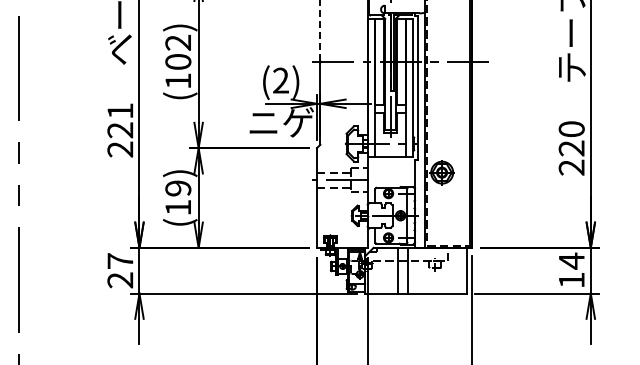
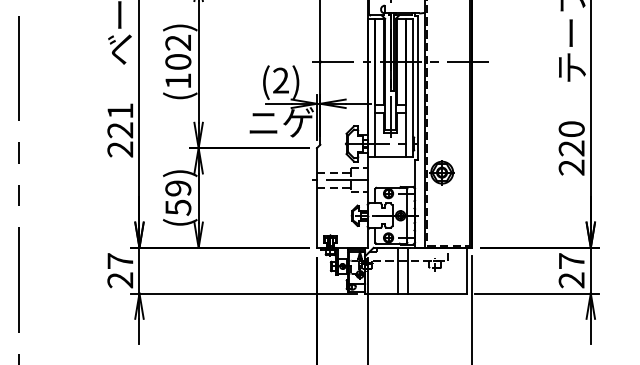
line: dashed -> solid (320, 30)
text: (19) -> (59) (178, 207)
text: 14 -> 27 (571, 270)
